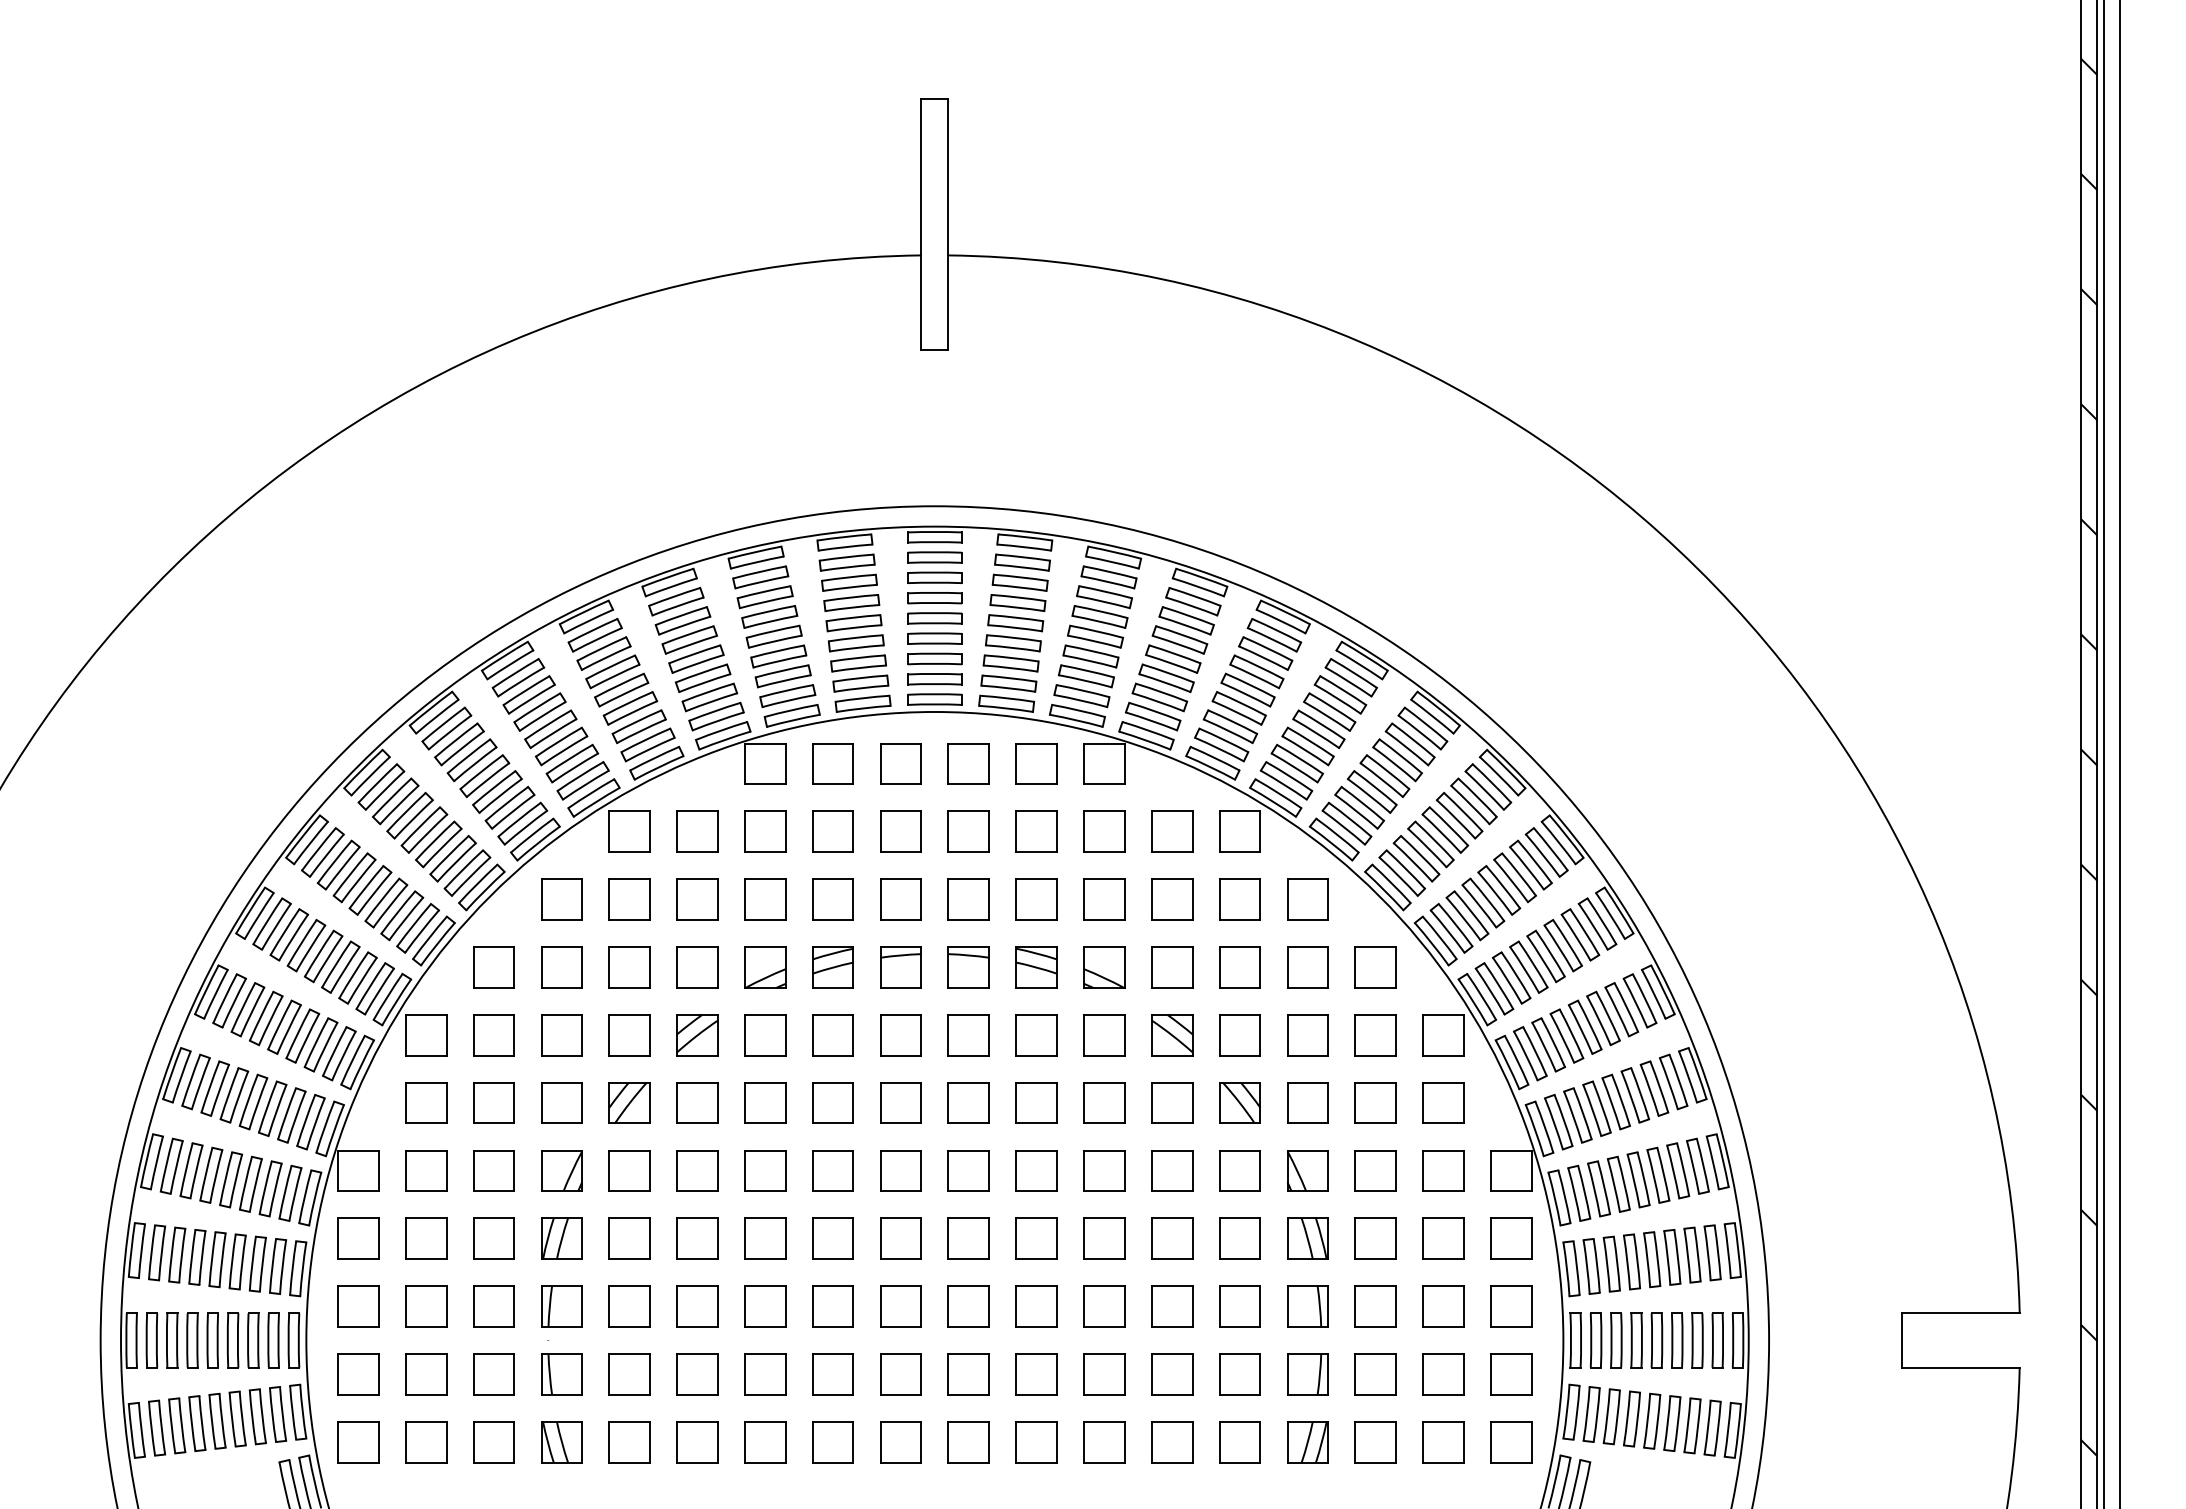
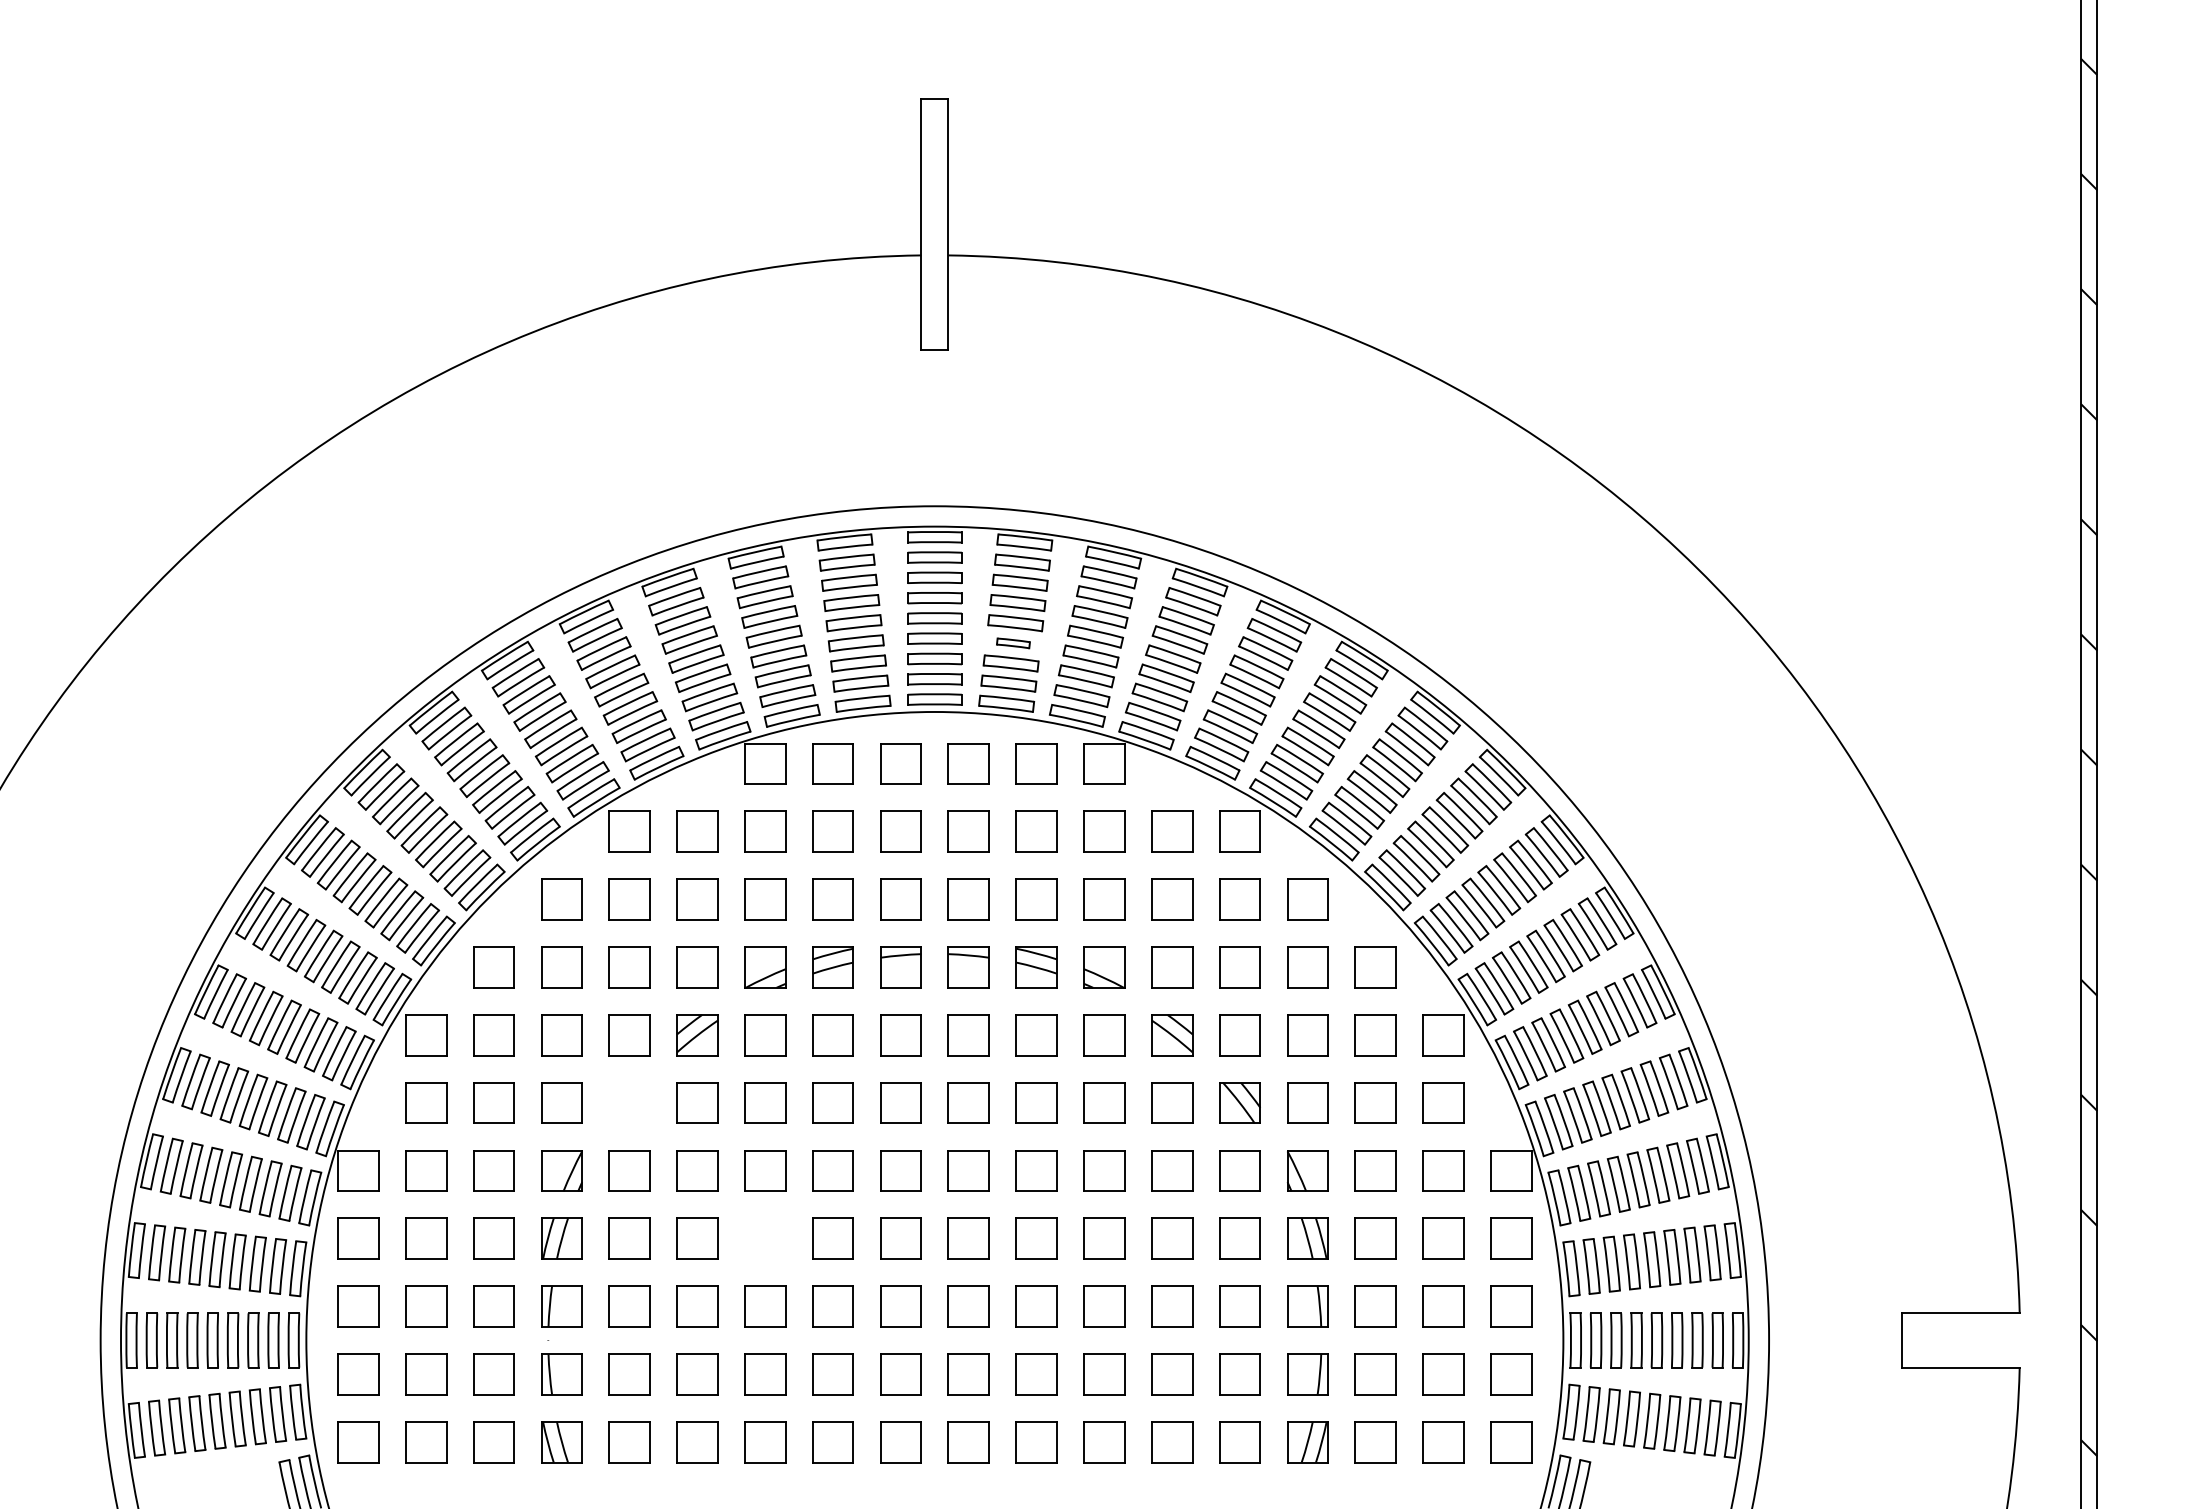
part size: 57x19 px -> 35x13 px (1013, 643)
line: present -> none (2104, 753)
line: present -> none (2120, 753)
part: present -> none (629, 1102)
part: present -> none (765, 1238)
